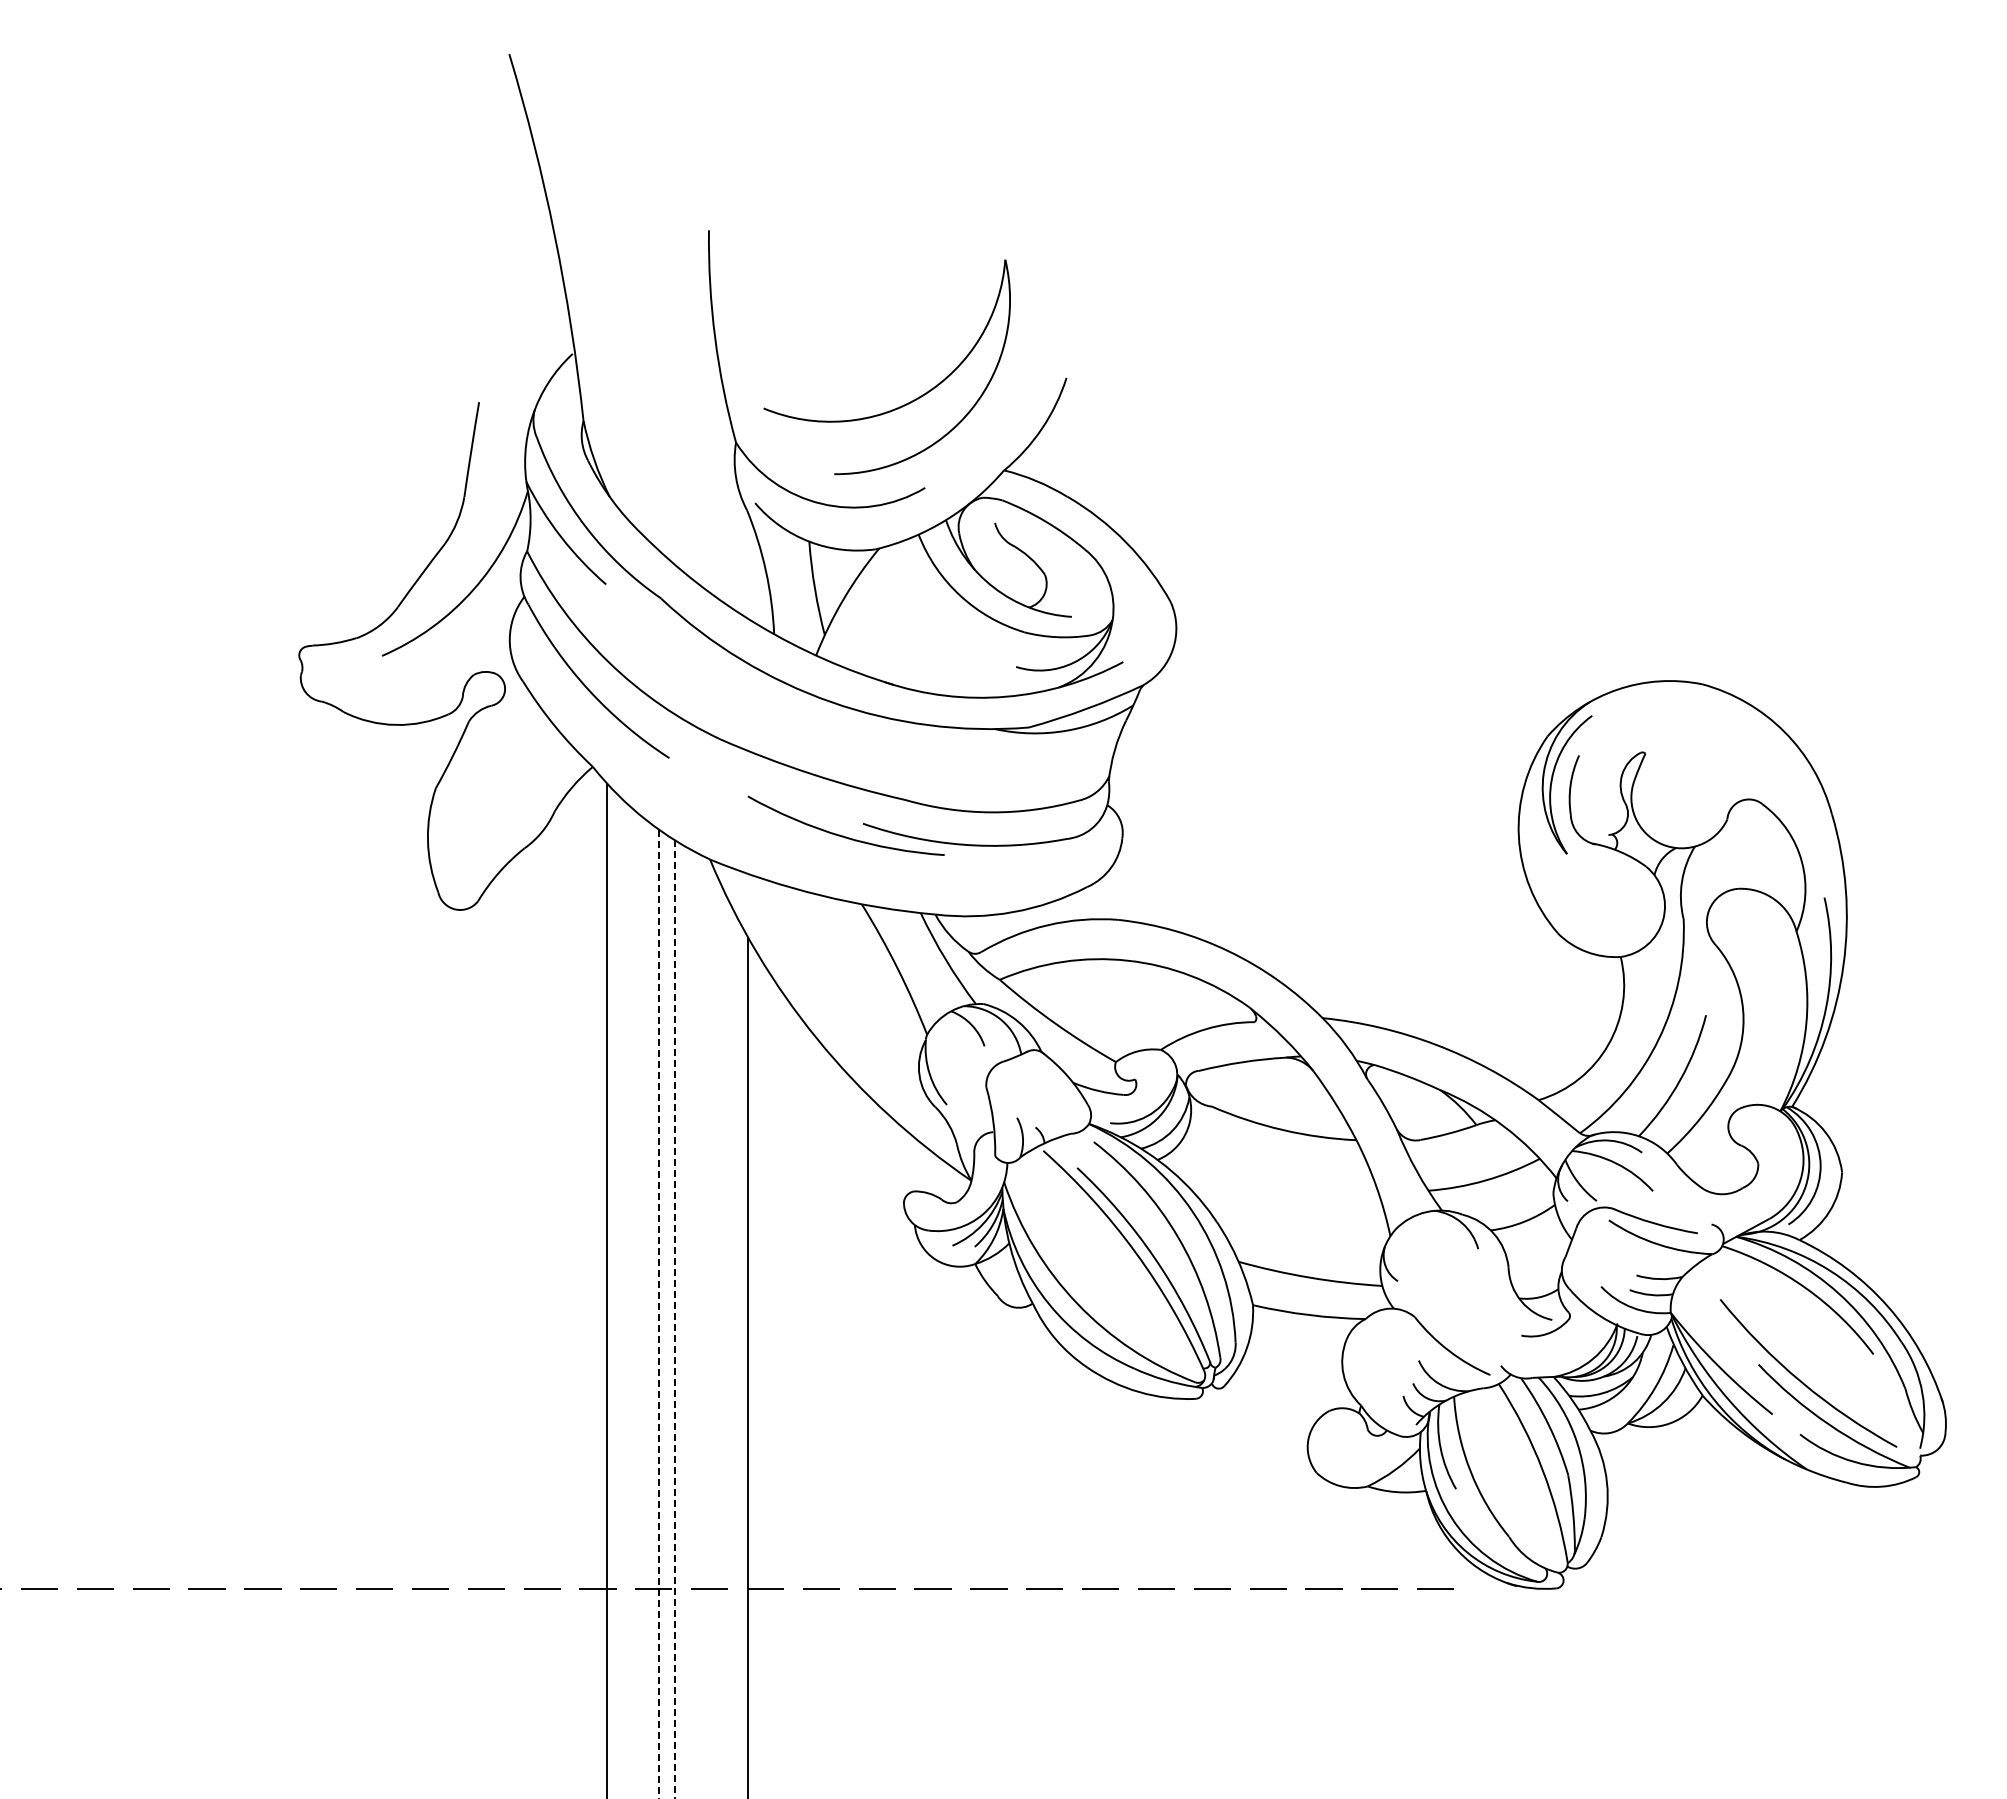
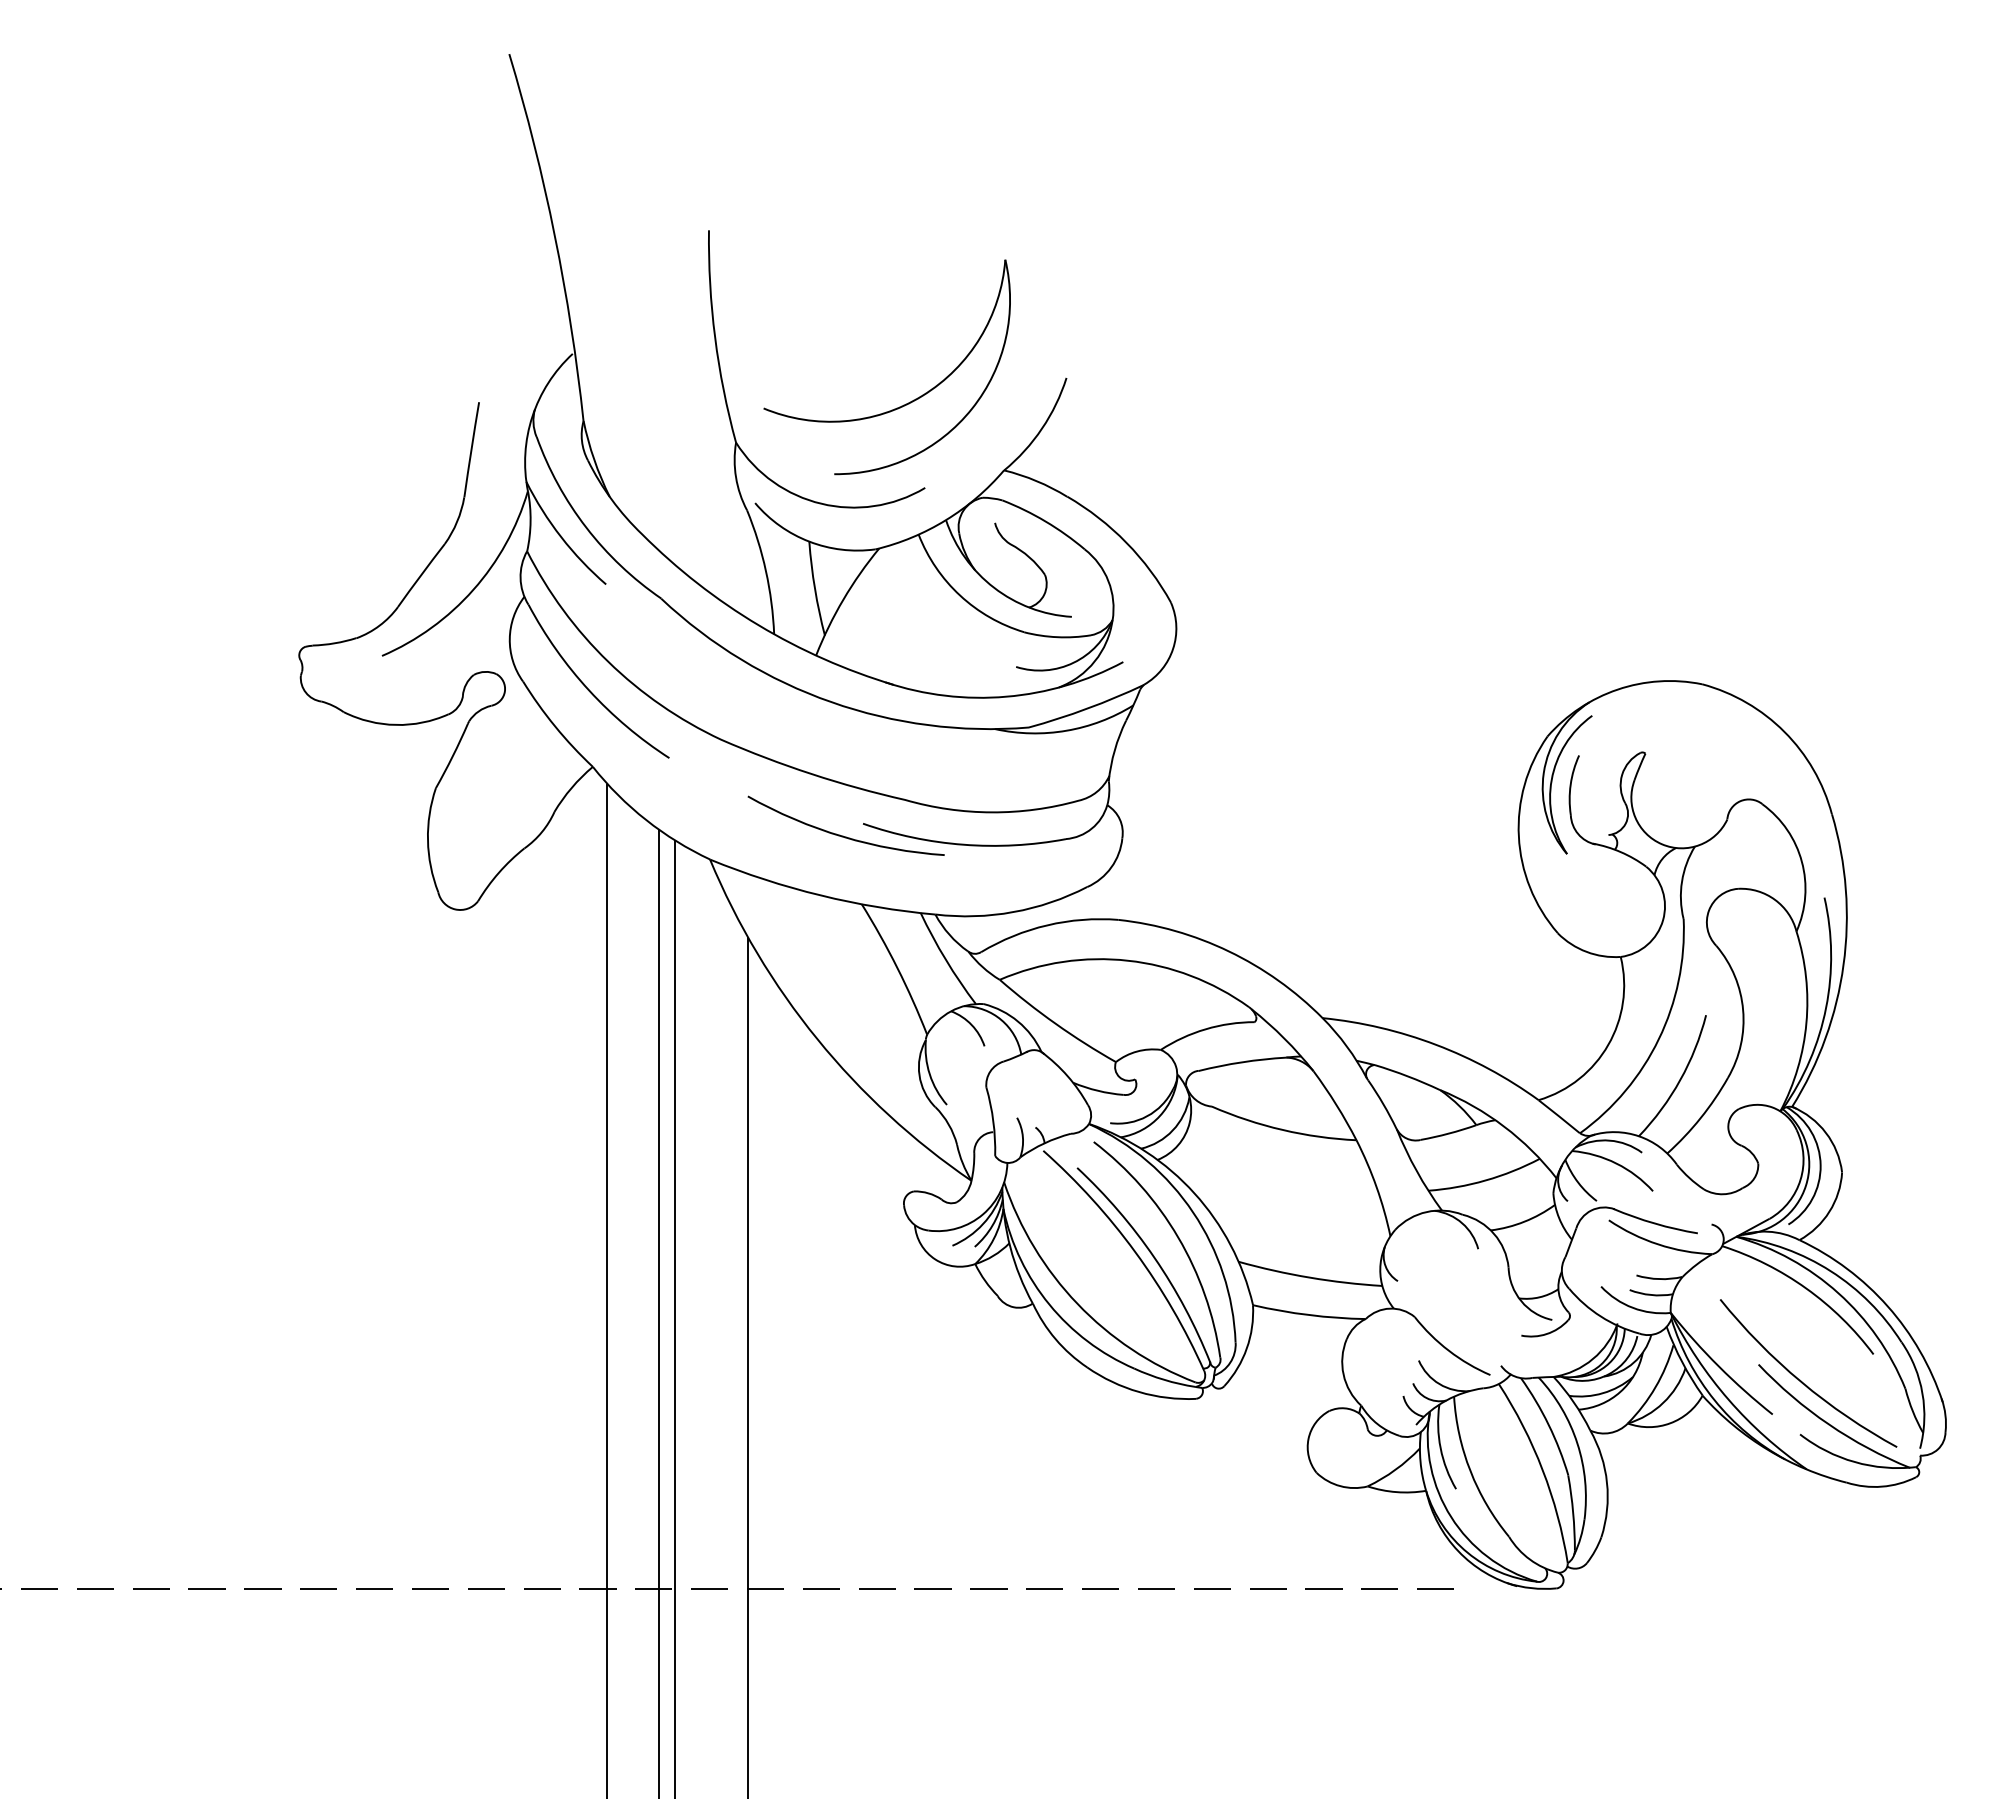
line: dashed -> solid (659, 1314)
line: dashed -> solid (675, 1319)
